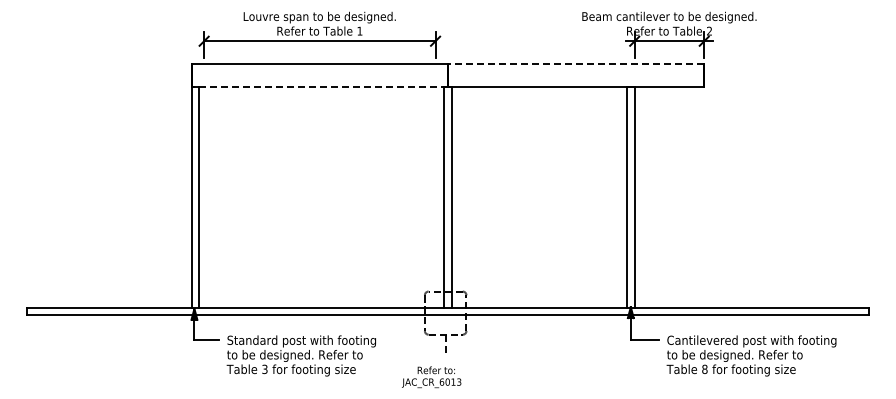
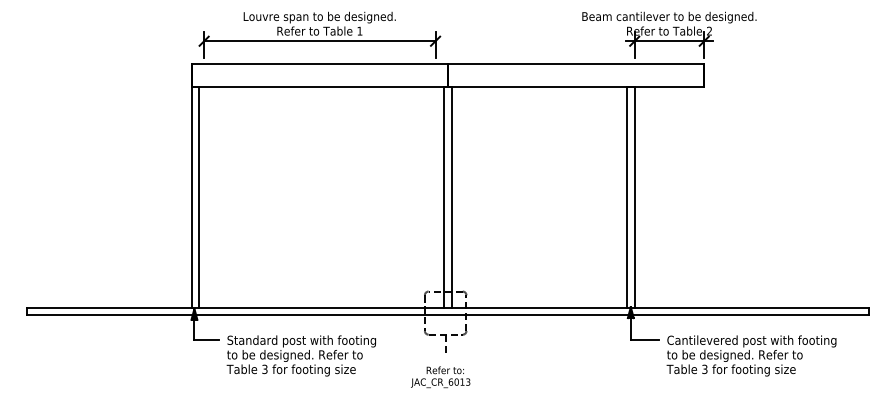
line: dashed -> solid (575, 63)
line: dashed -> solid (319, 87)
text: 8 -> 3 (704, 368)
text position: (431, 377) -> (440, 377) (440, 377)
